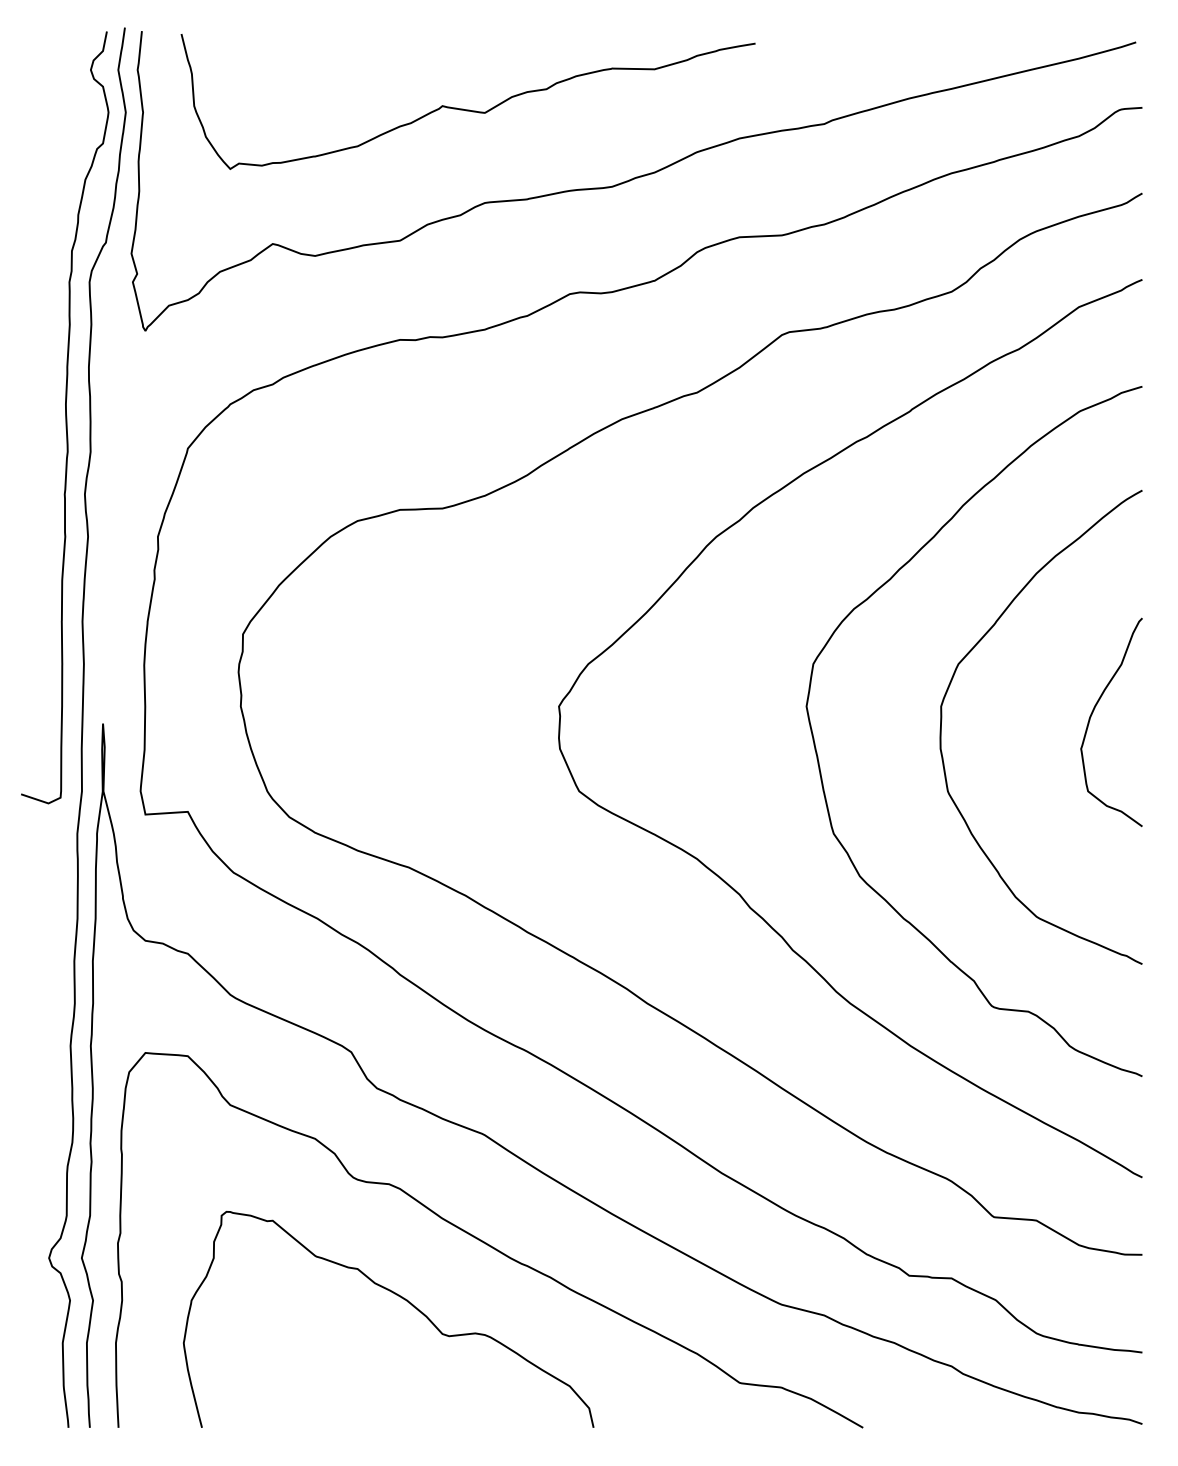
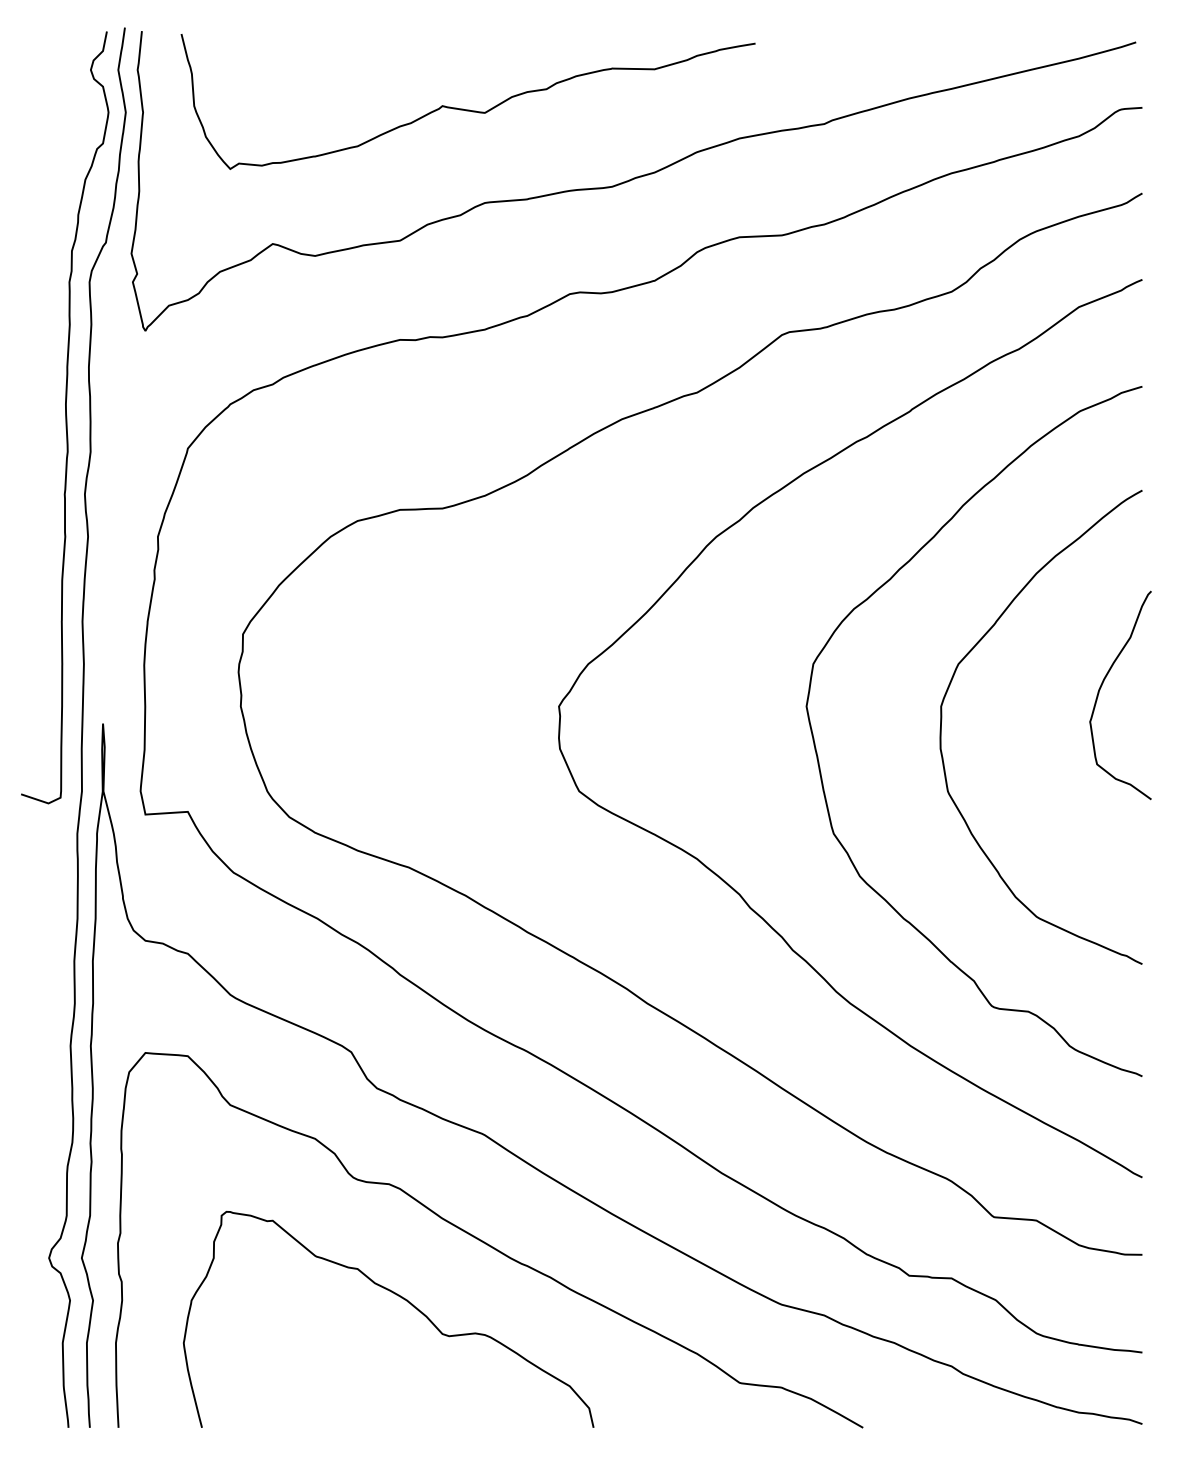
curve position: (1093, 712) -> (1102, 685) (1102, 685)
